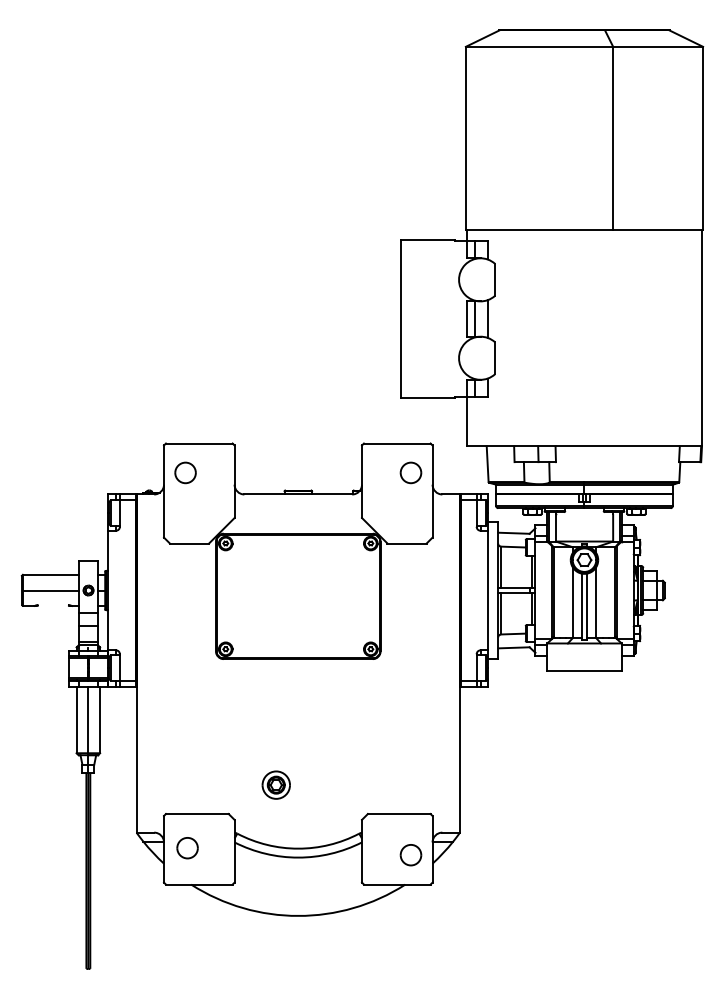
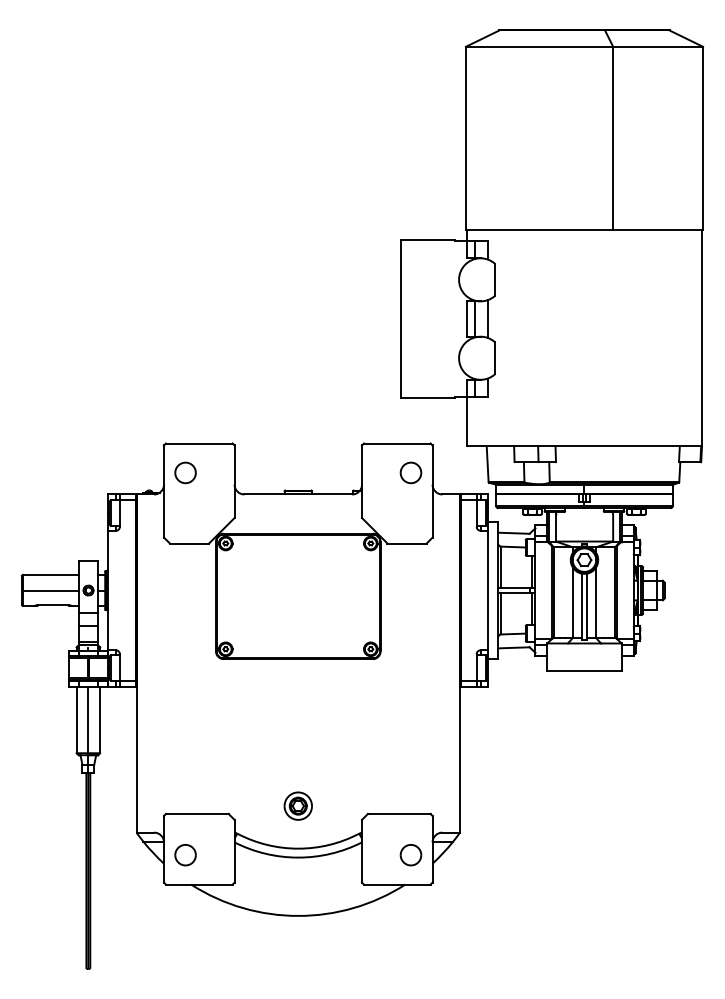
line: none -> present (52, 605)
part position: (275, 784) -> (297, 805) (297, 805)
part position: (187, 848) -> (185, 855) (185, 855)
